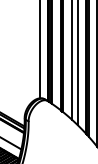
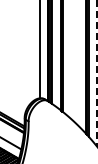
line: present -> none (72, 60)
line: present -> none (77, 63)
line: solid -> dashed (97, 73)
